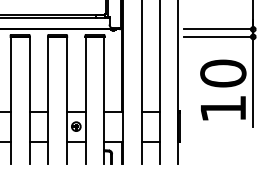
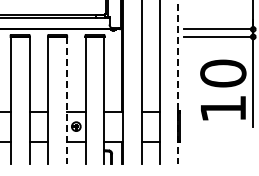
line: solid -> dashed (178, 82)
line: solid -> dashed (66, 100)
